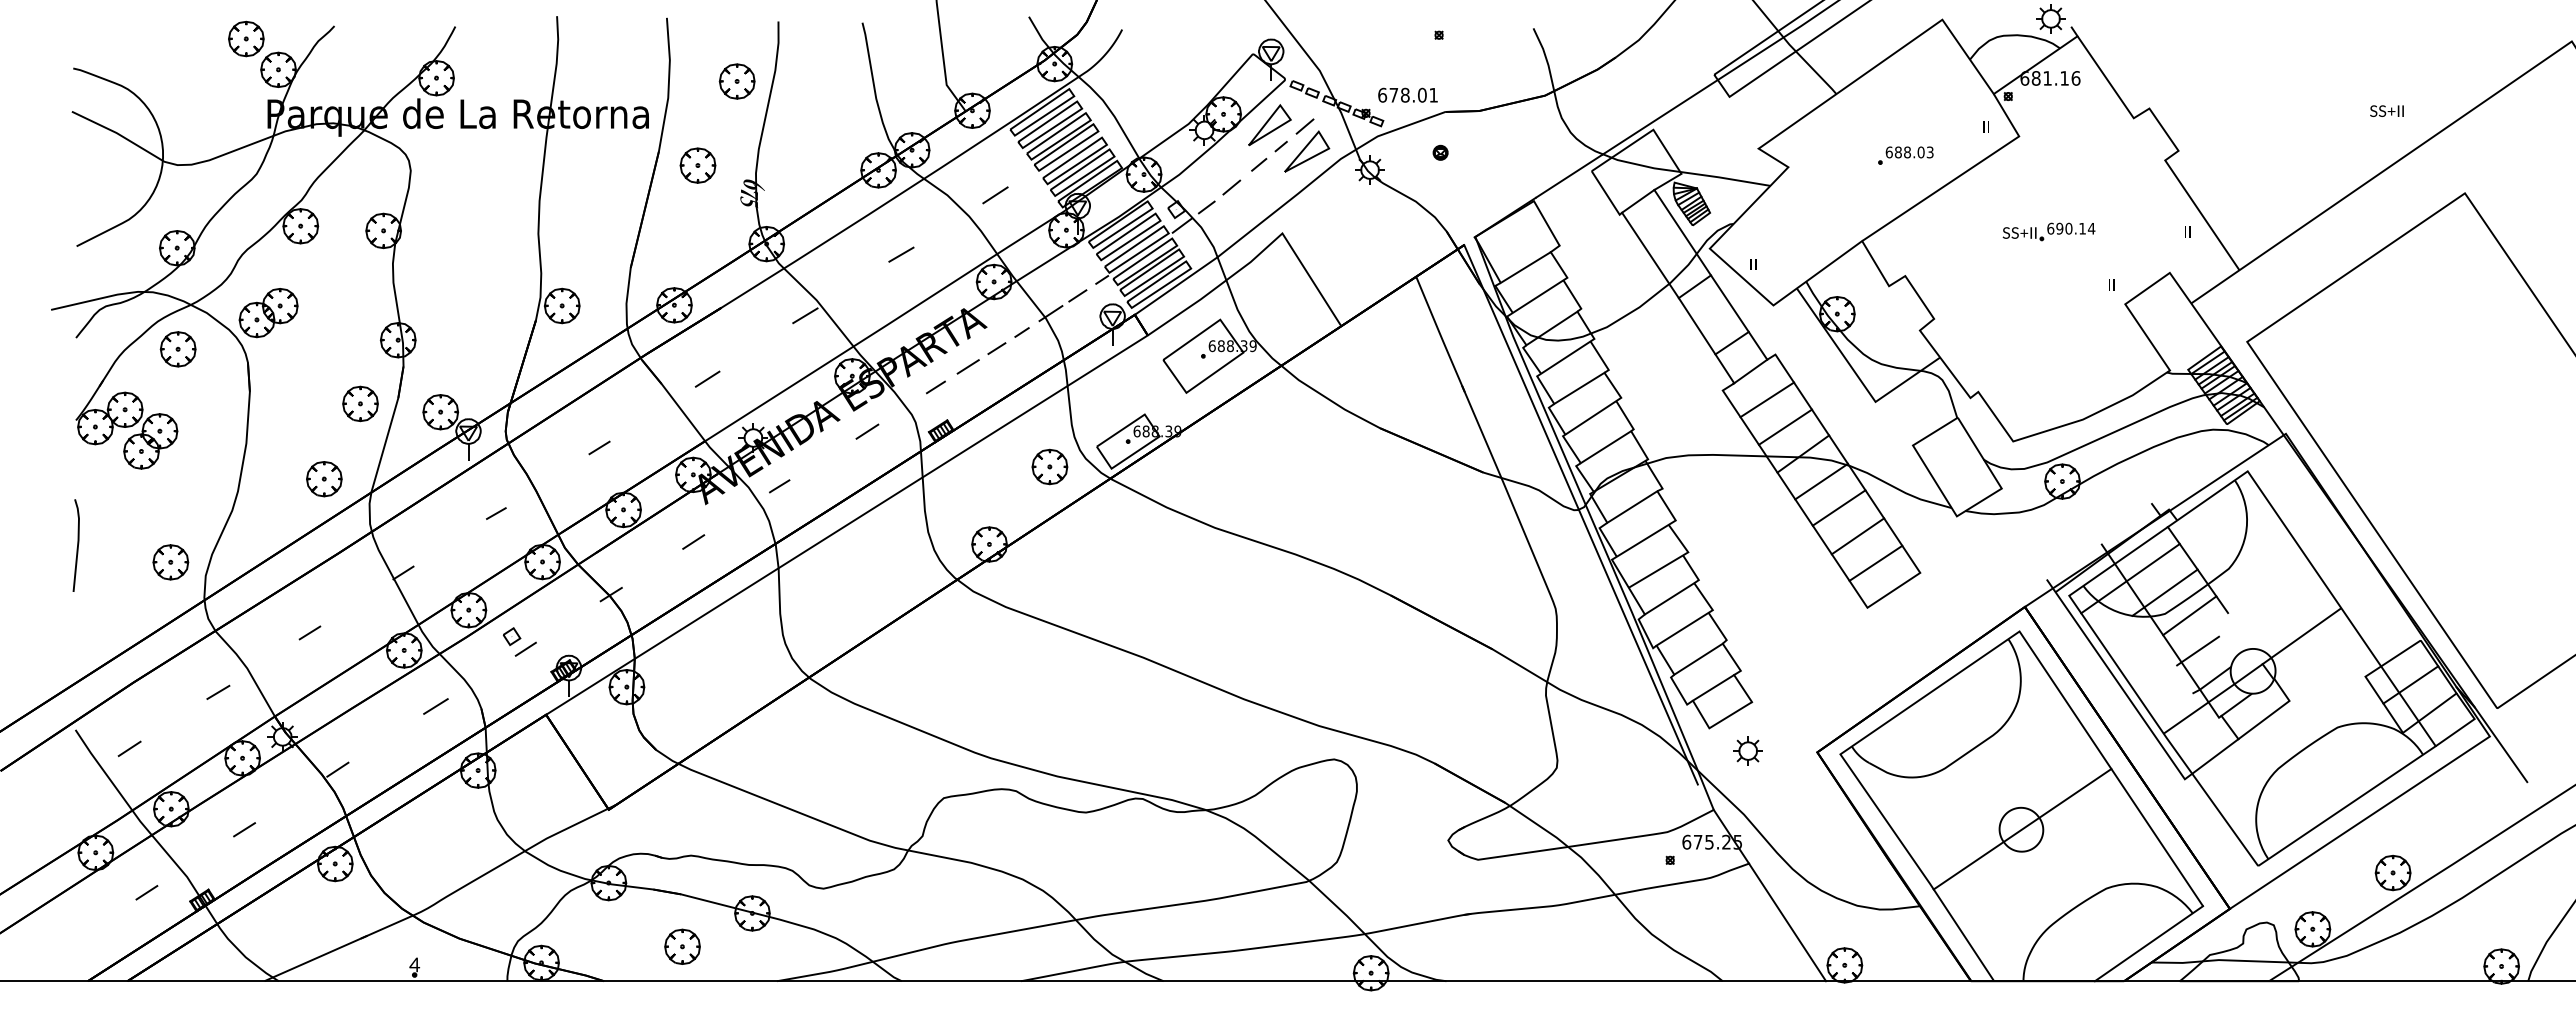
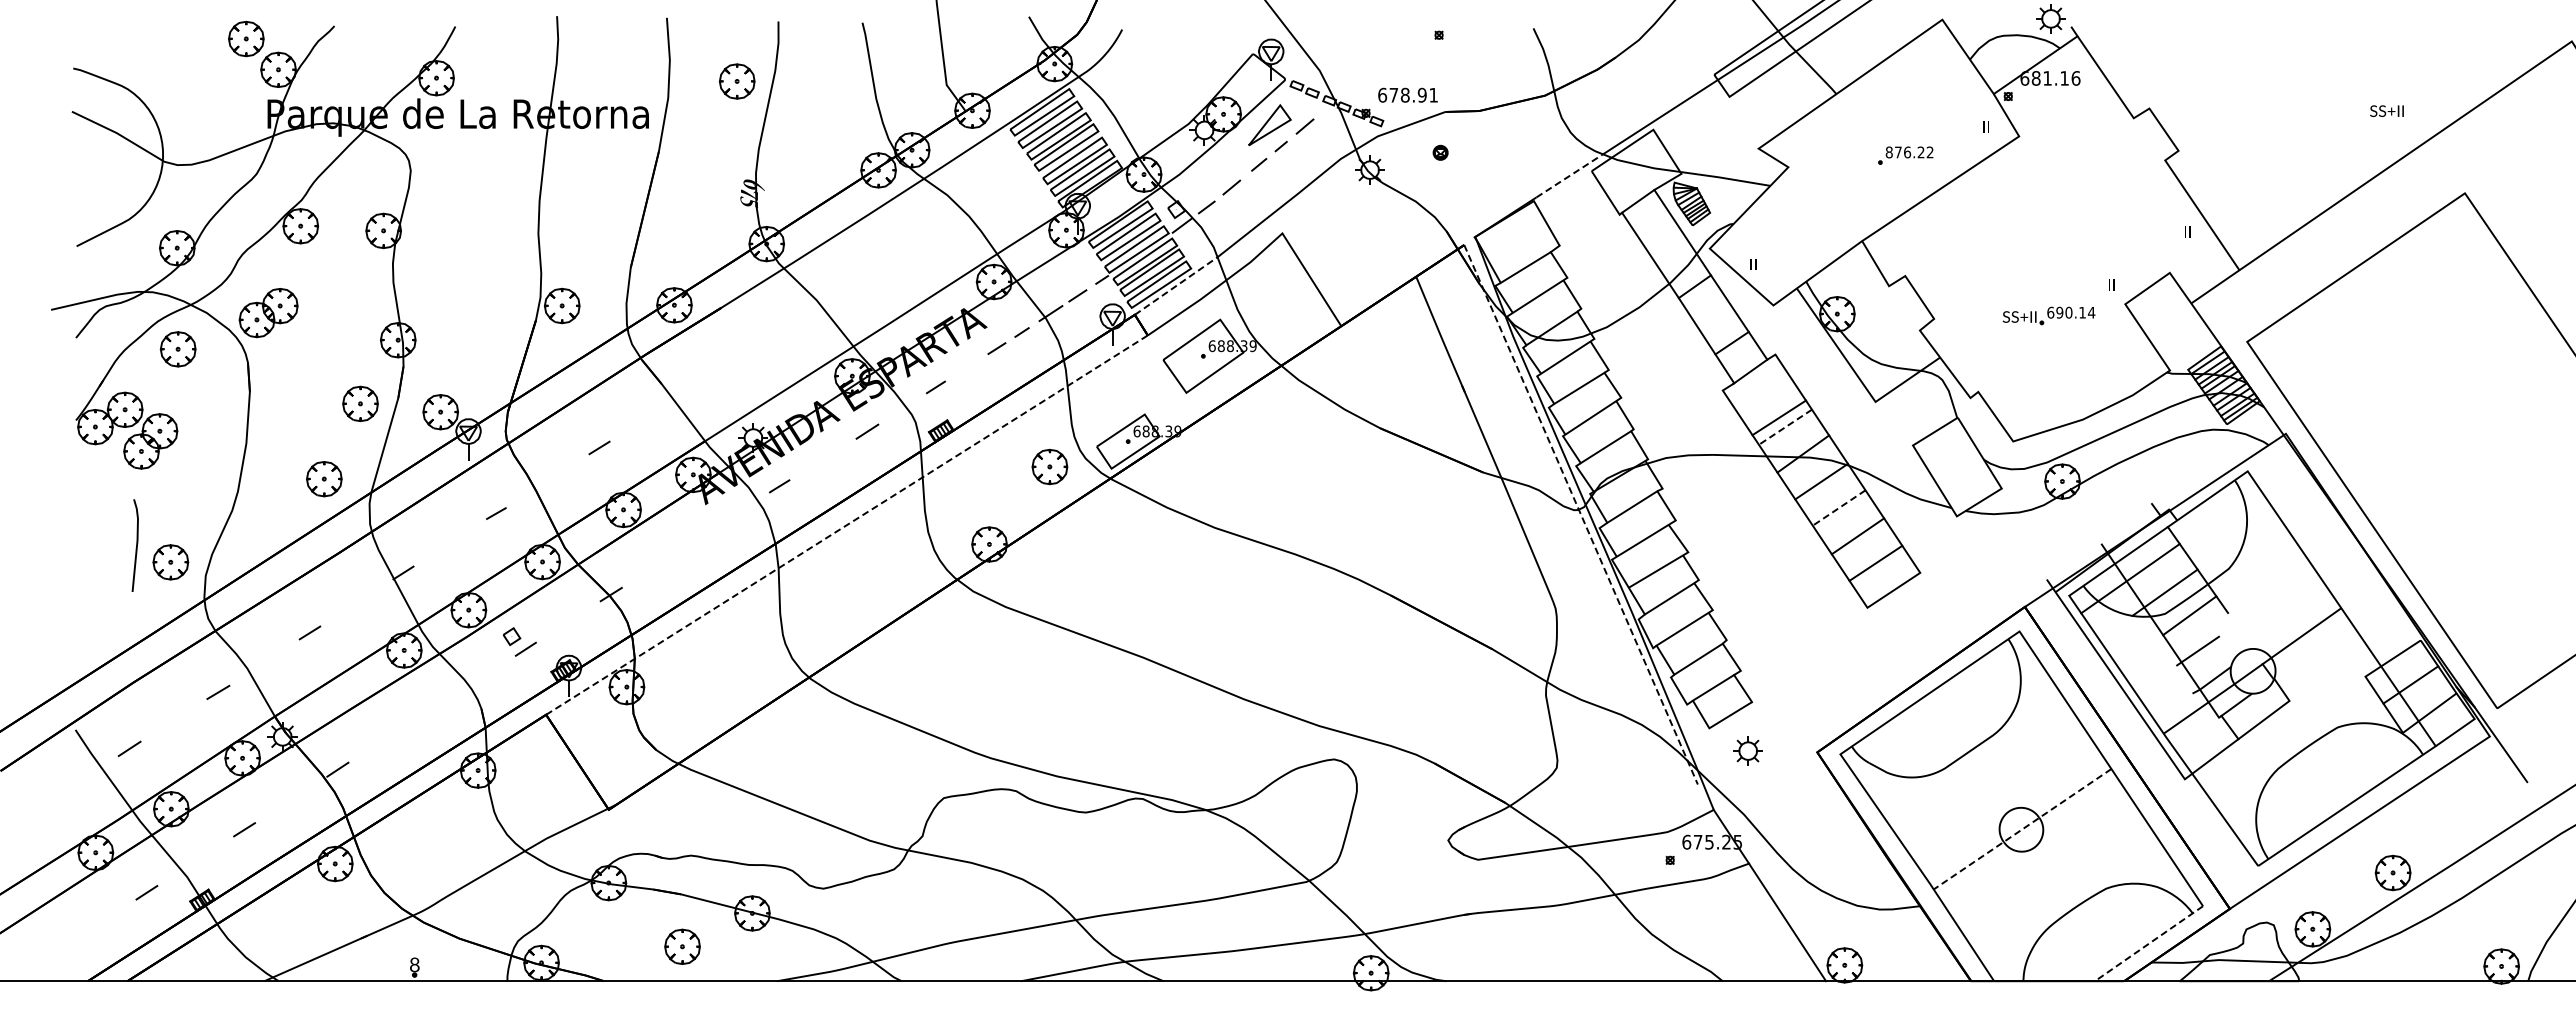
text: 678.01 -> 678.91 (1421, 95)
part: present -> none (1307, 151)
text: 688.03 -> 876.22 (1909, 152)
part: present -> none (697, 165)
line: solid -> dashed (1569, 176)
line: present -> none (995, 195)
part position: (2048, 231) -> (2048, 315) (2048, 315)
line: present -> none (901, 254)
line: solid -> dashed (1176, 285)
line: present -> none (805, 315)
line: present -> none (967, 366)
line: present -> none (707, 378)
line position: (1767, 399) -> (1779, 417) (1779, 417)
line: solid -> dashed (1785, 427)
line: solid -> dashed (1839, 508)
line: solid -> dashed (1581, 514)
line: solid -> dashed (846, 525)
line: present -> none (693, 541)
line position: (77, 545) -> (136, 545) (136, 545)
line: present -> none (435, 706)
line: solid -> dashed (2022, 829)
line: solid -> dashed (2149, 943)
text: 4 -> 8 (414, 964)
